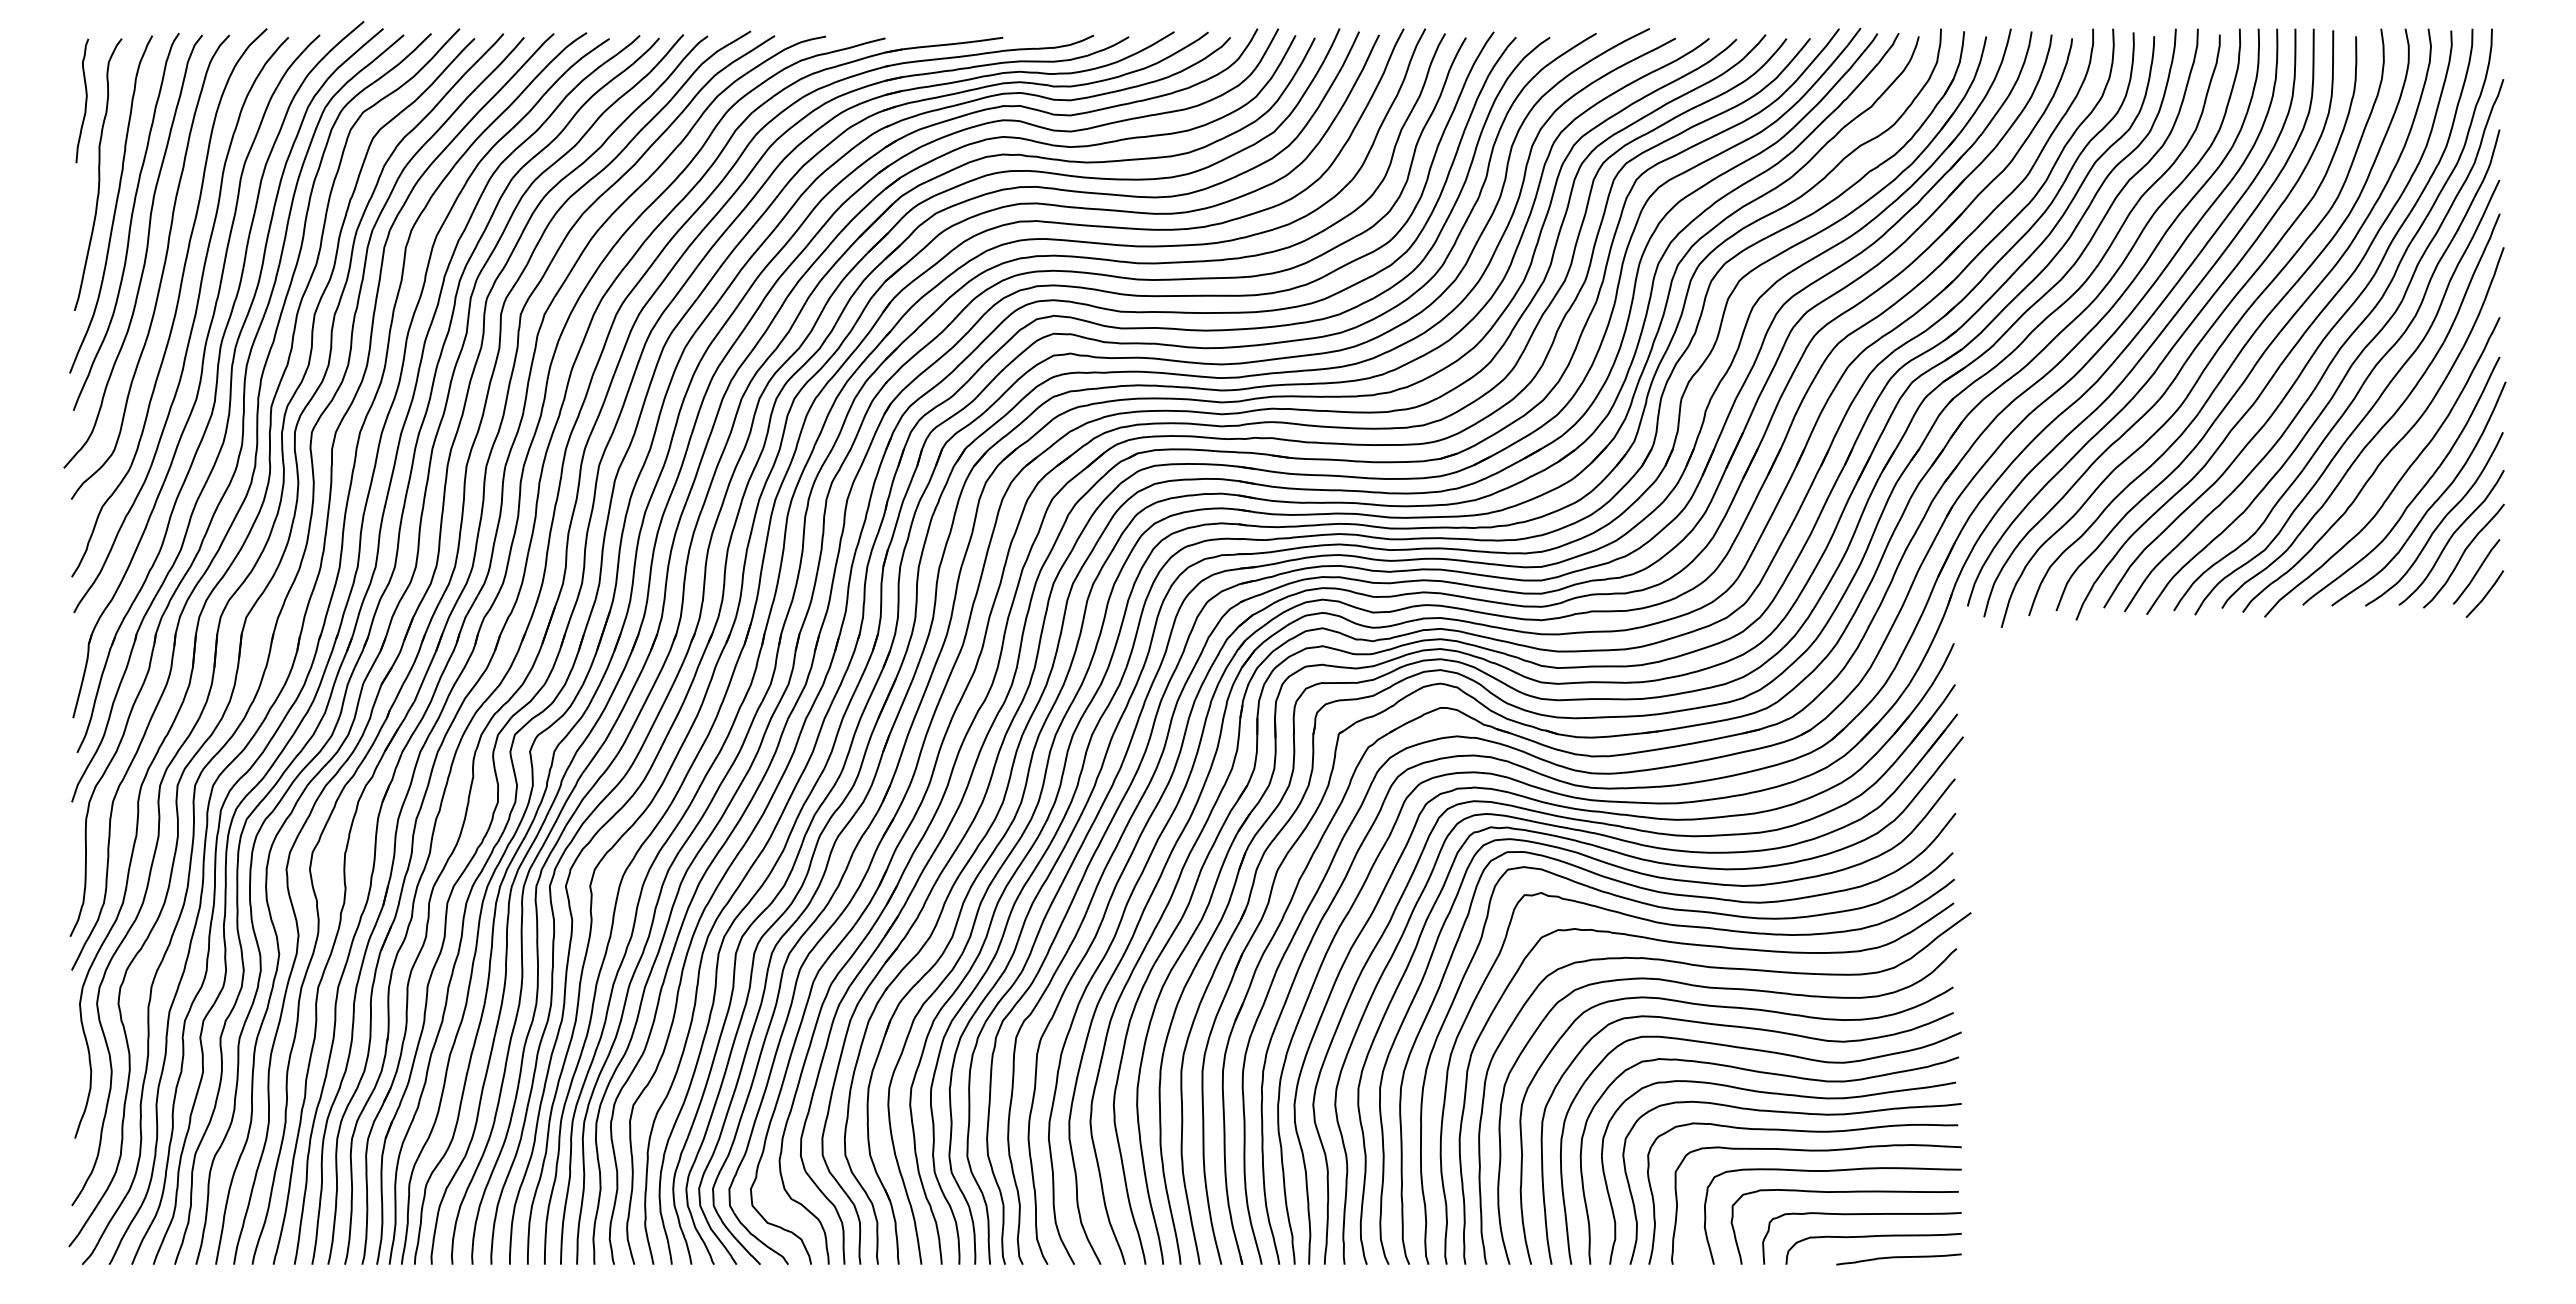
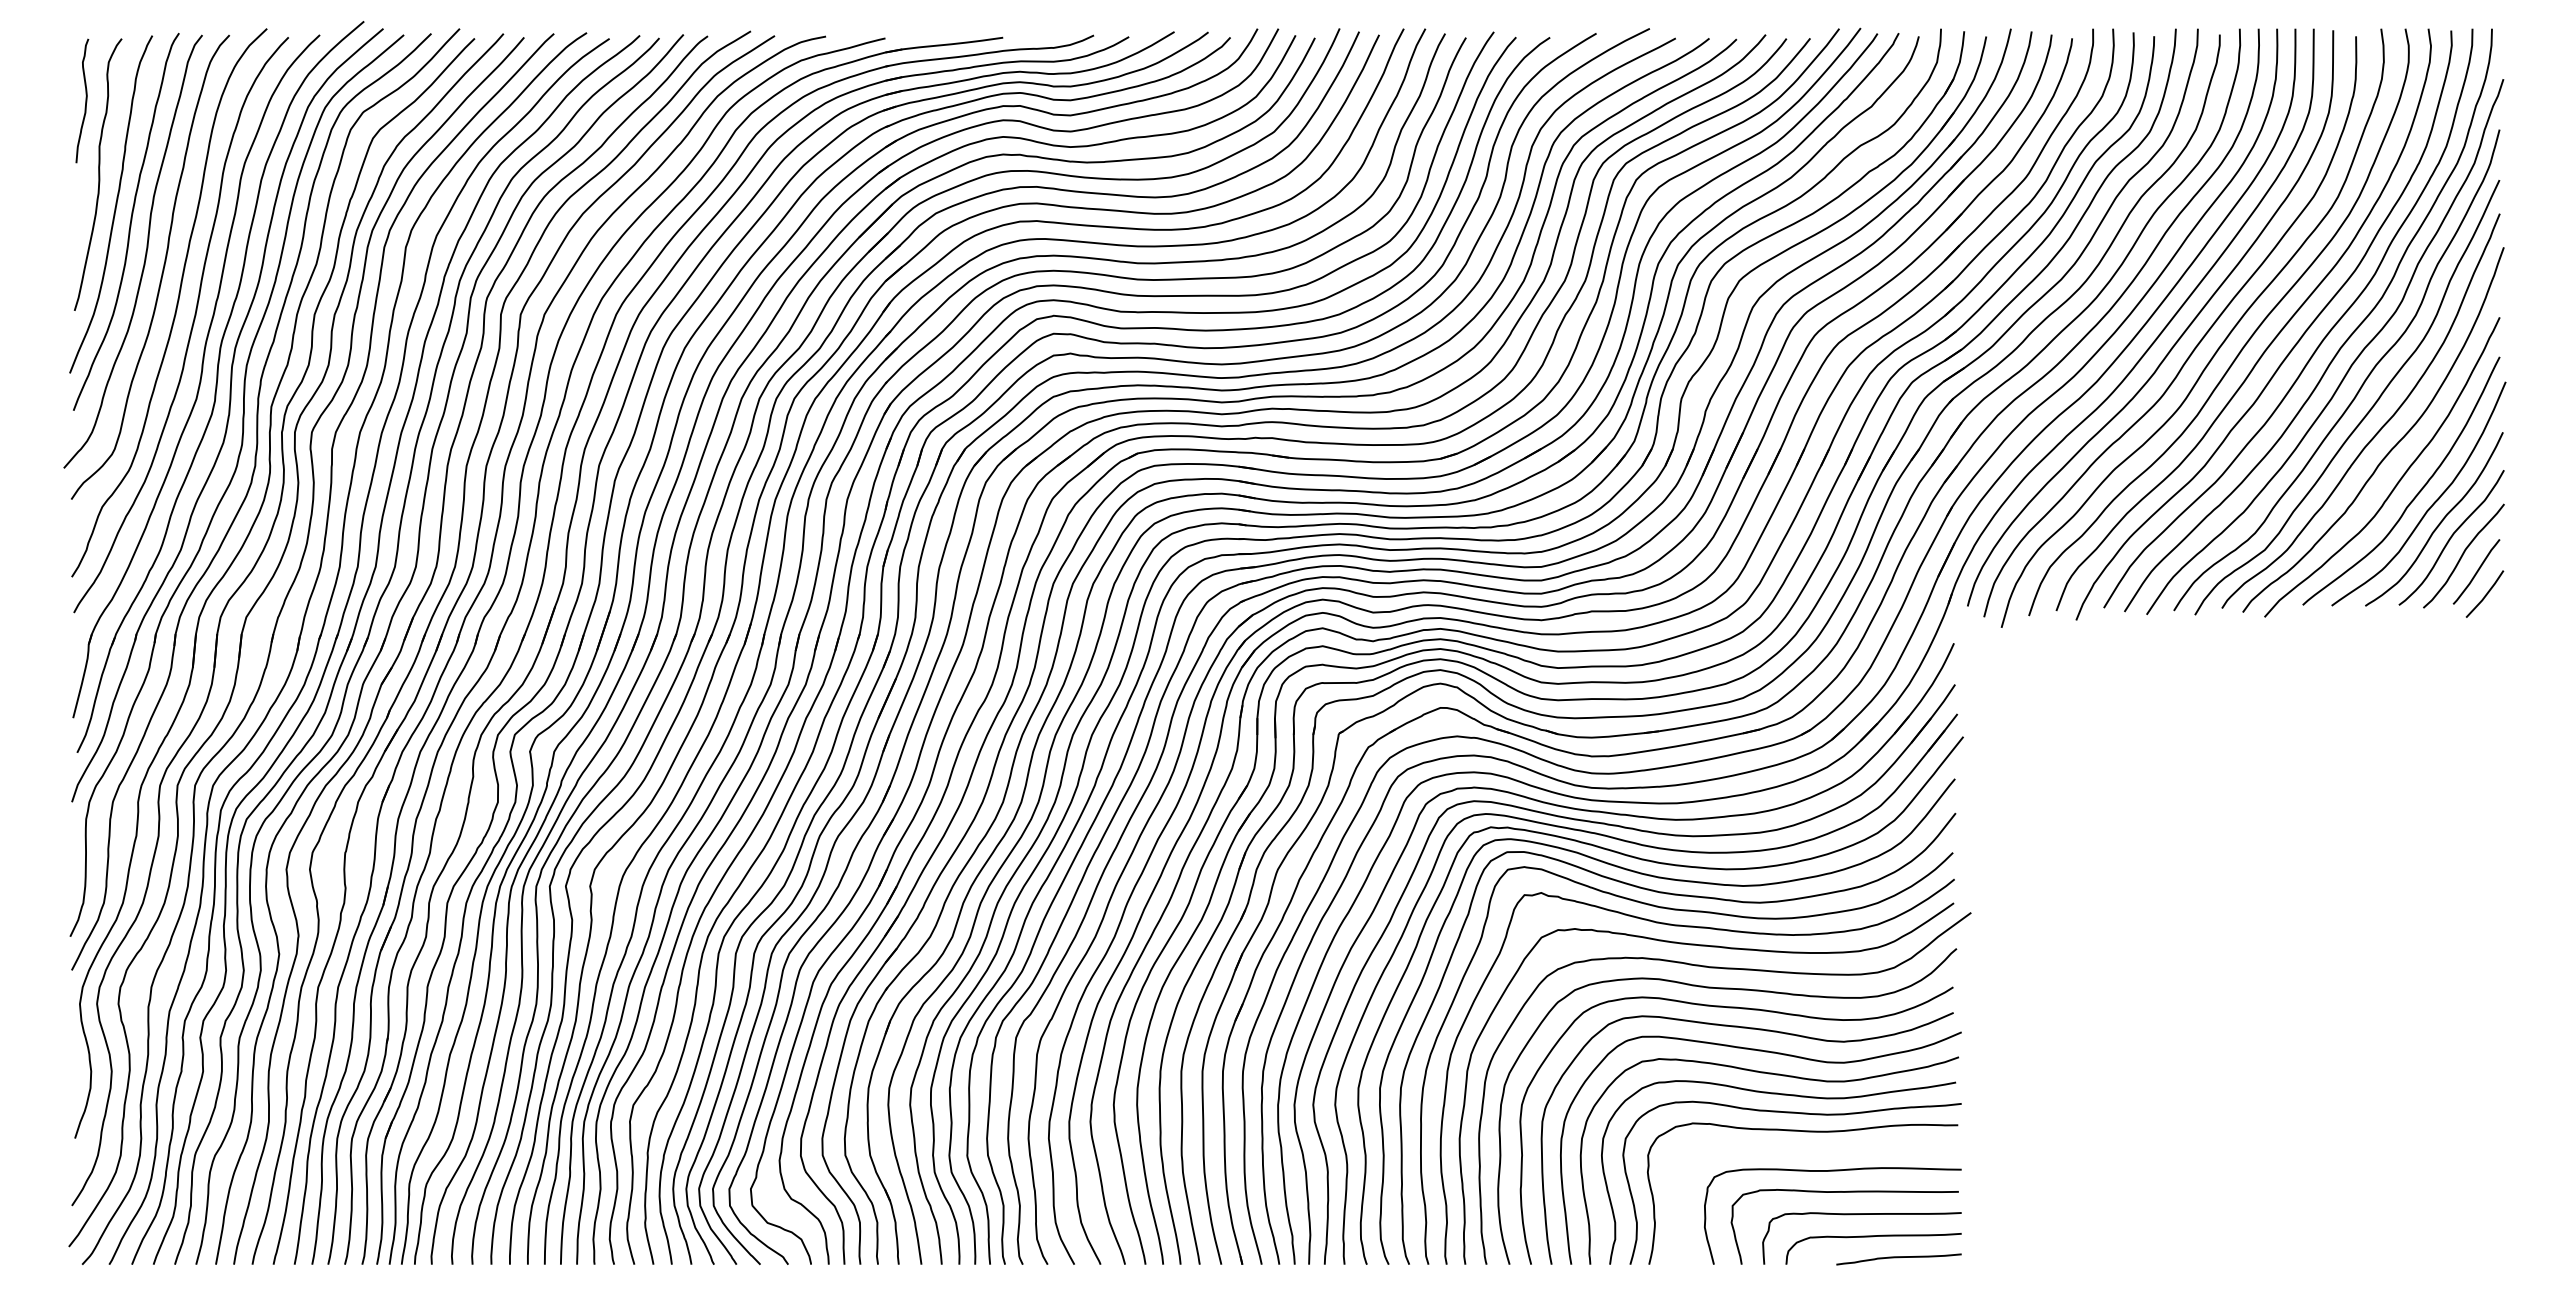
curve: present -> none (1816, 1151)
